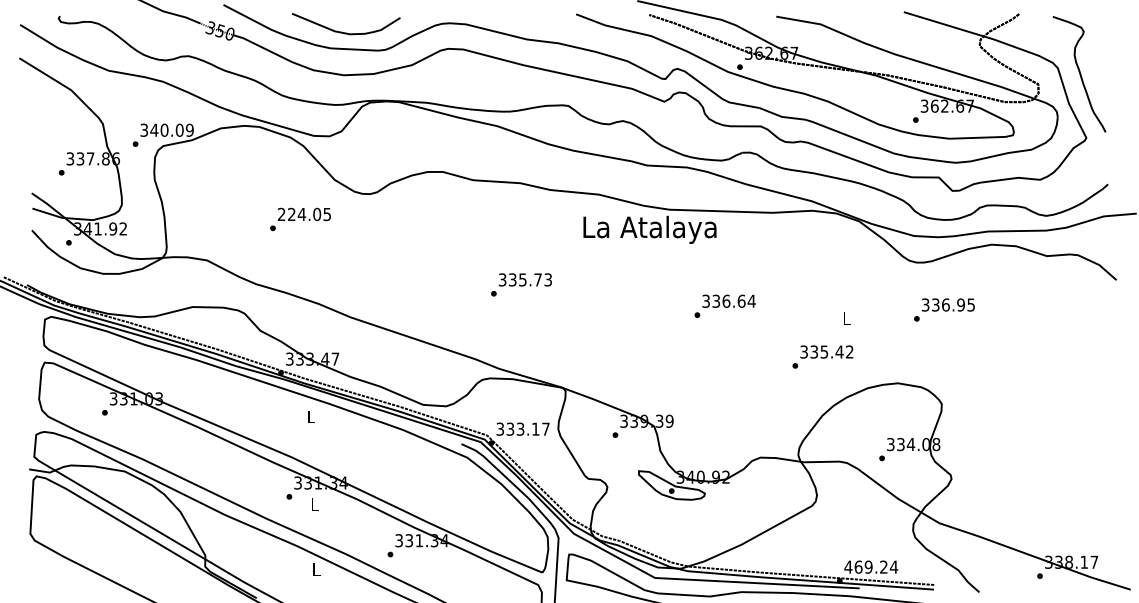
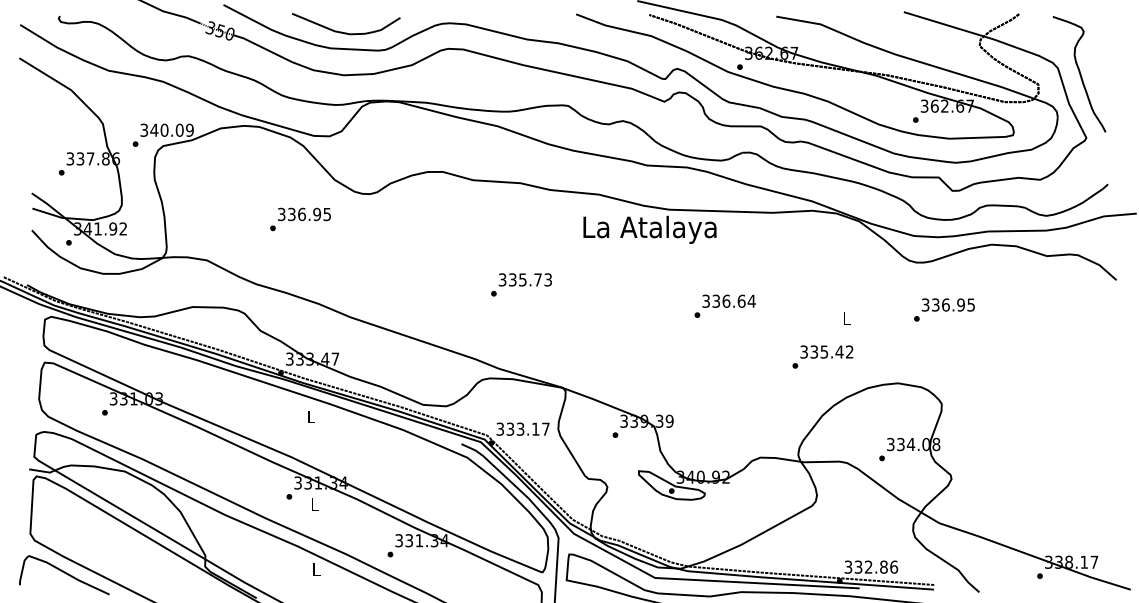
text: 224.05 -> 336.95 (299, 214)
text: 469.24 -> 332.86 (870, 566)
curve: none -> present (64, 573)
